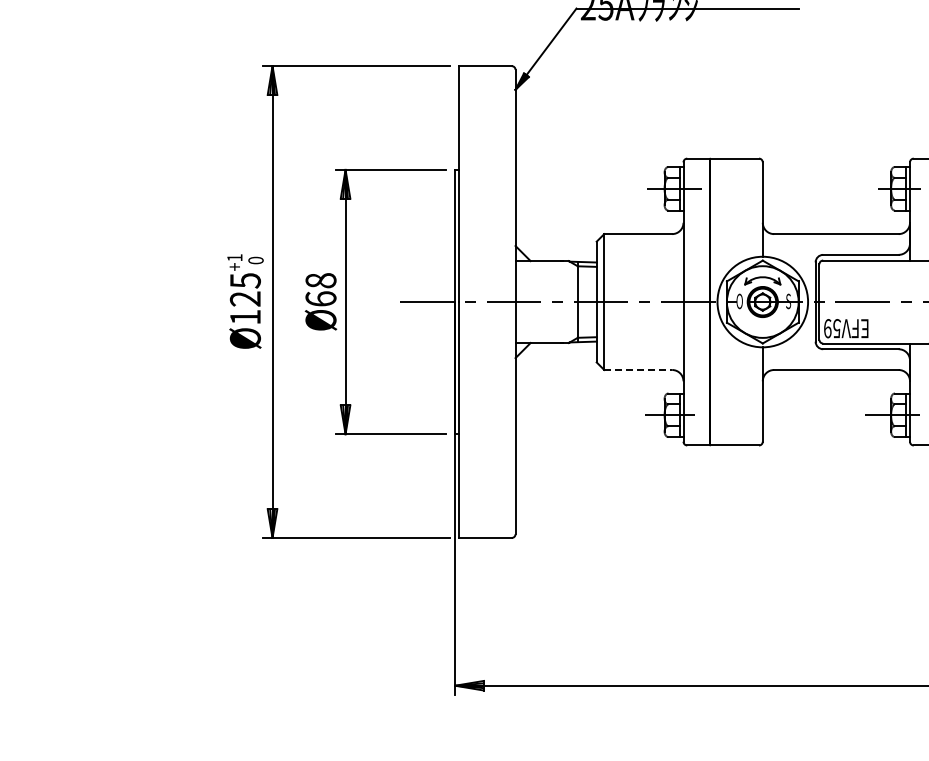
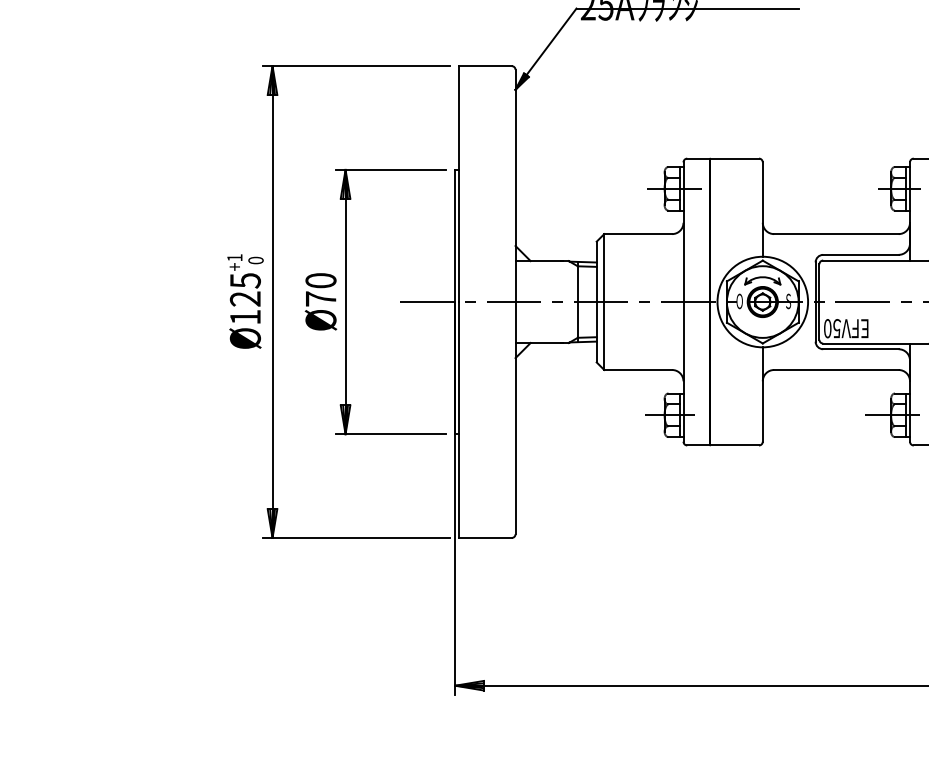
text: Ø68 -> Ø70 (320, 289)
text: EFV59 -> EFV50 (827, 328)
line: dashed -> solid (638, 370)
